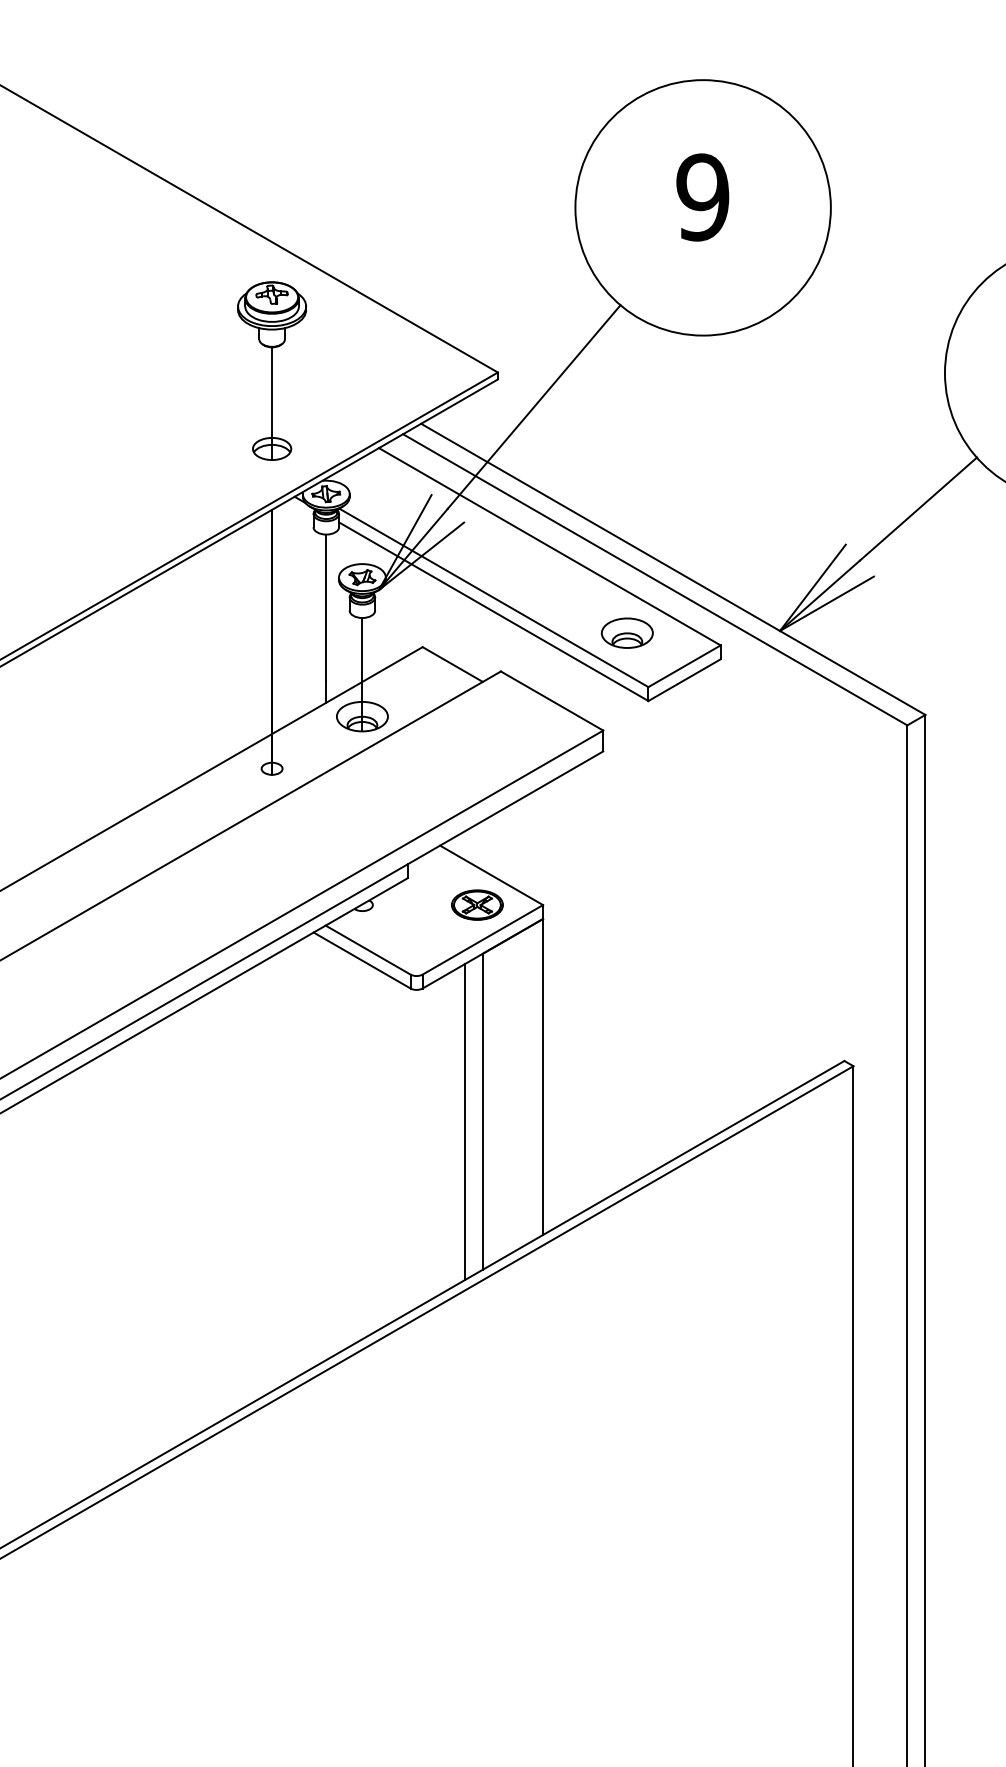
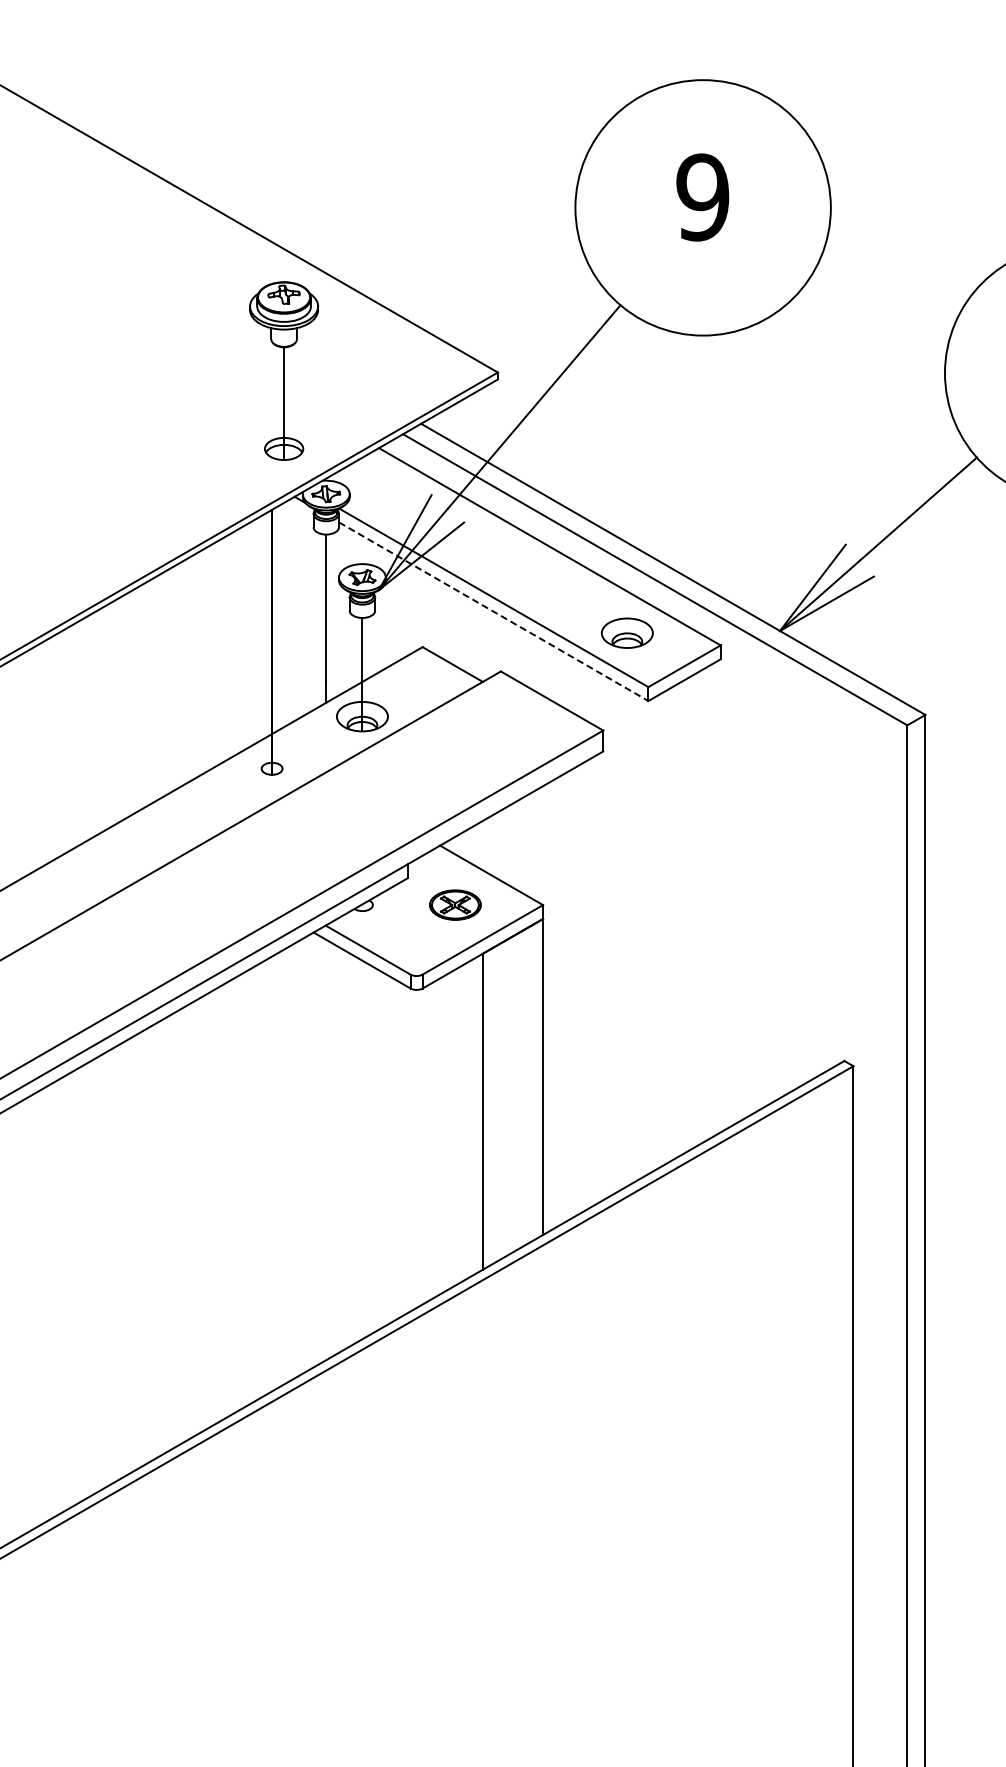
part position: (272, 370) -> (284, 370) (284, 370)
line: solid -> dashed (493, 611)
part position: (477, 904) -> (455, 904) (455, 904)
line: present -> none (464, 1122)
